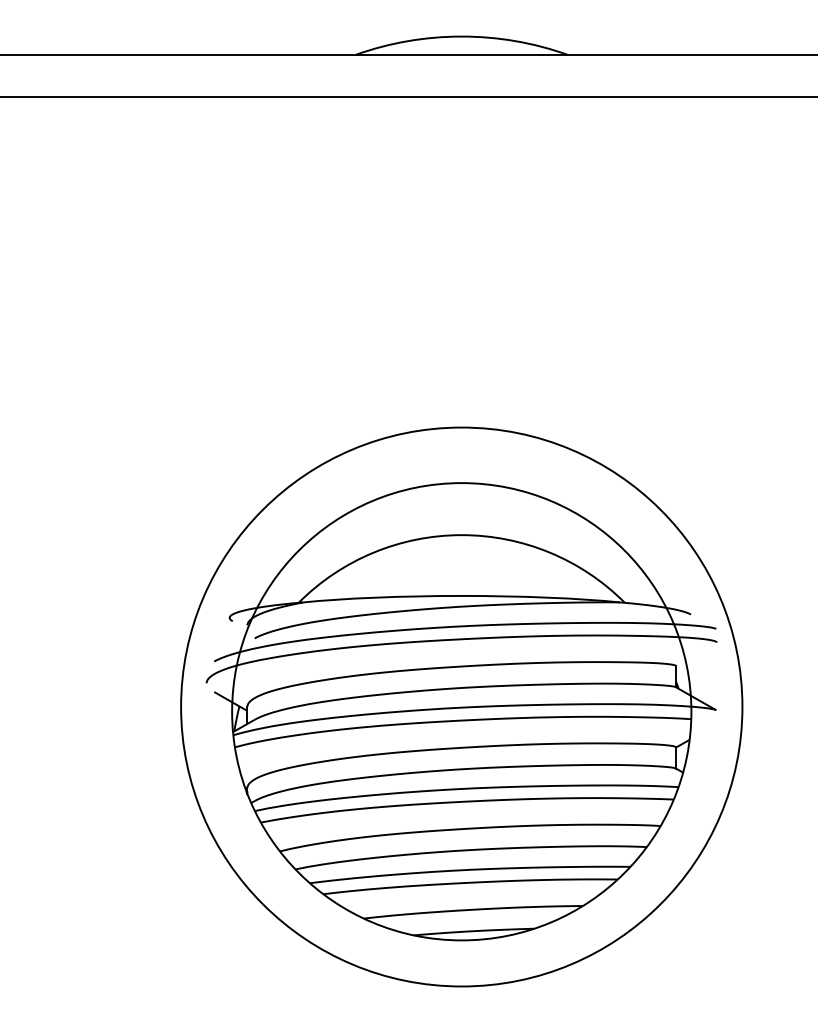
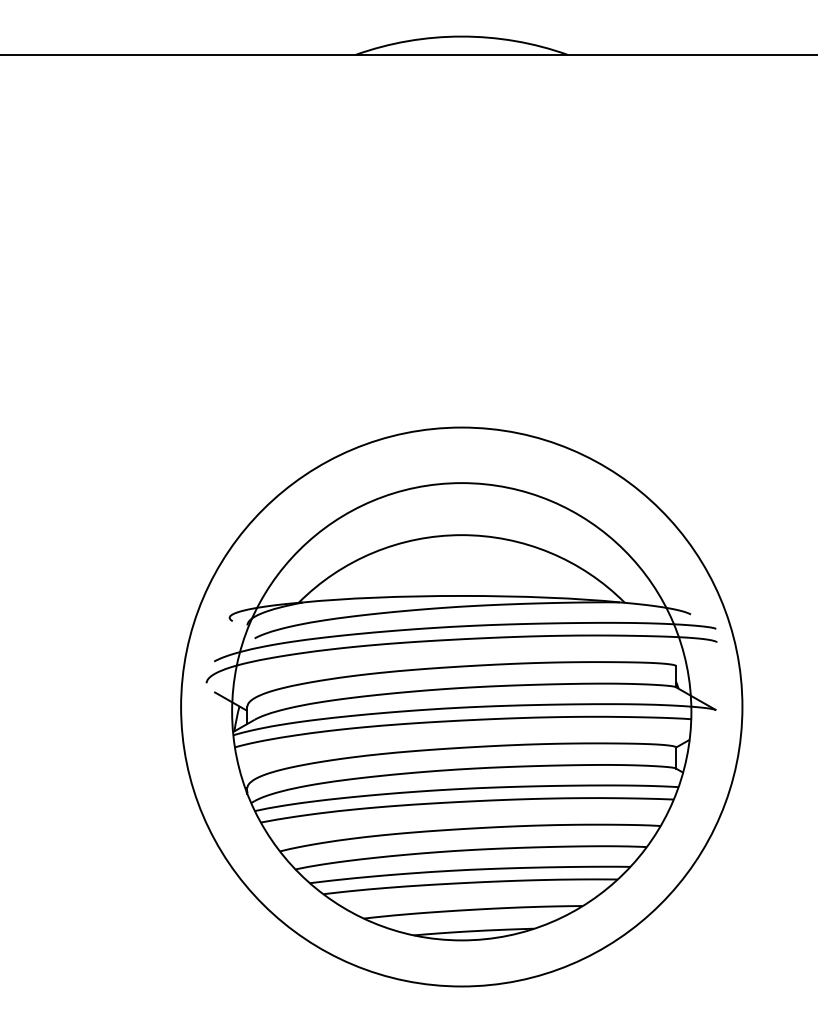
line: present -> none (408, 97)
